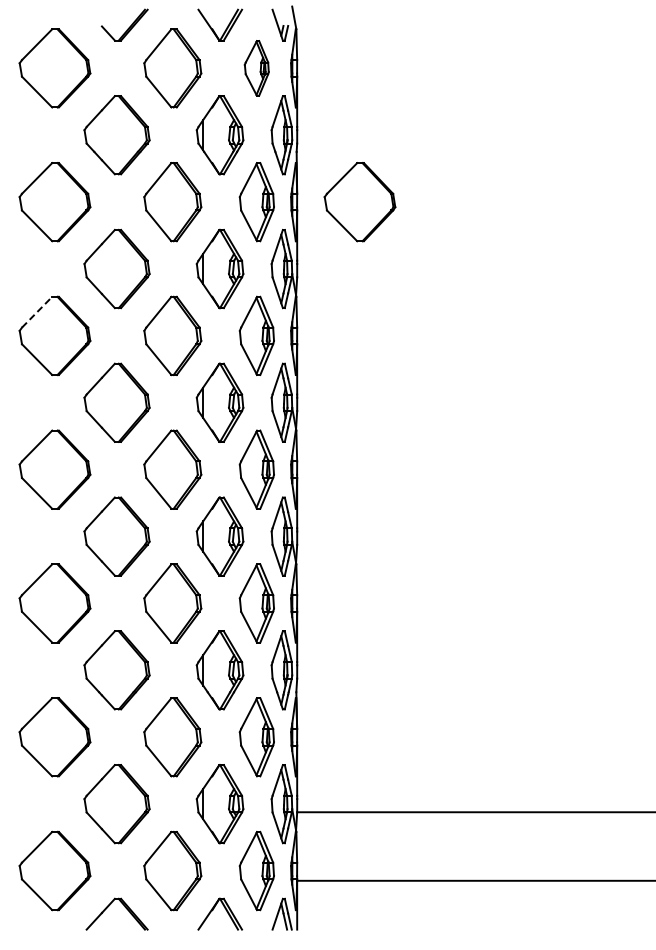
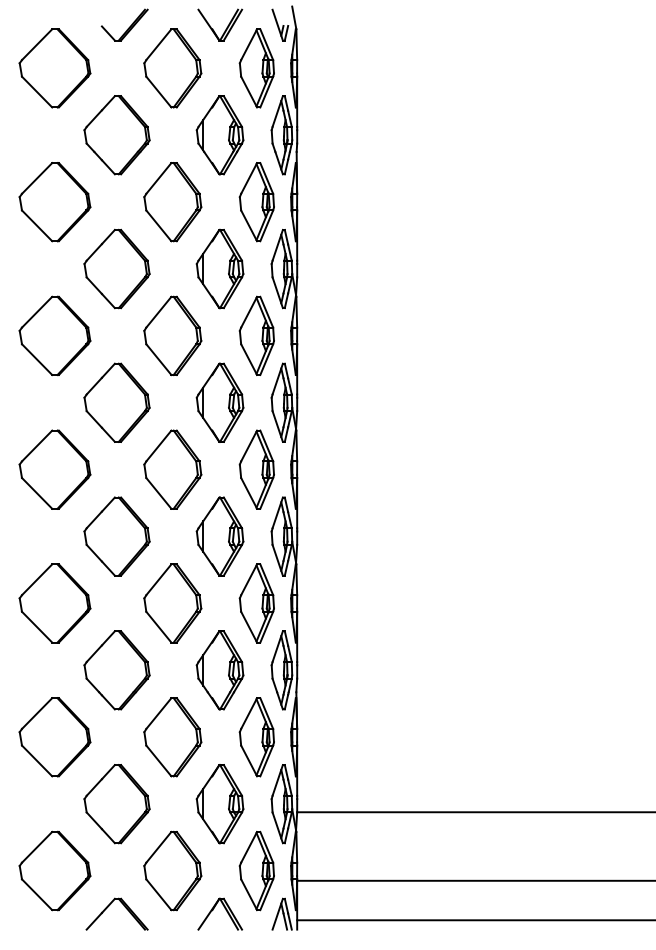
part size: 27x57 px -> 37x81 px (256, 68)
part: present -> none (359, 202)
line: dashed -> solid (37, 312)
line: none -> present (474, 920)
